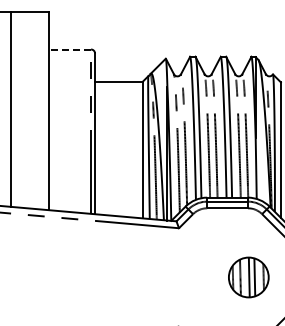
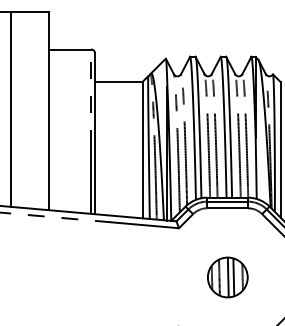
line: dashed -> solid (69, 49)
part position: (248, 277) -> (227, 277) (227, 277)
